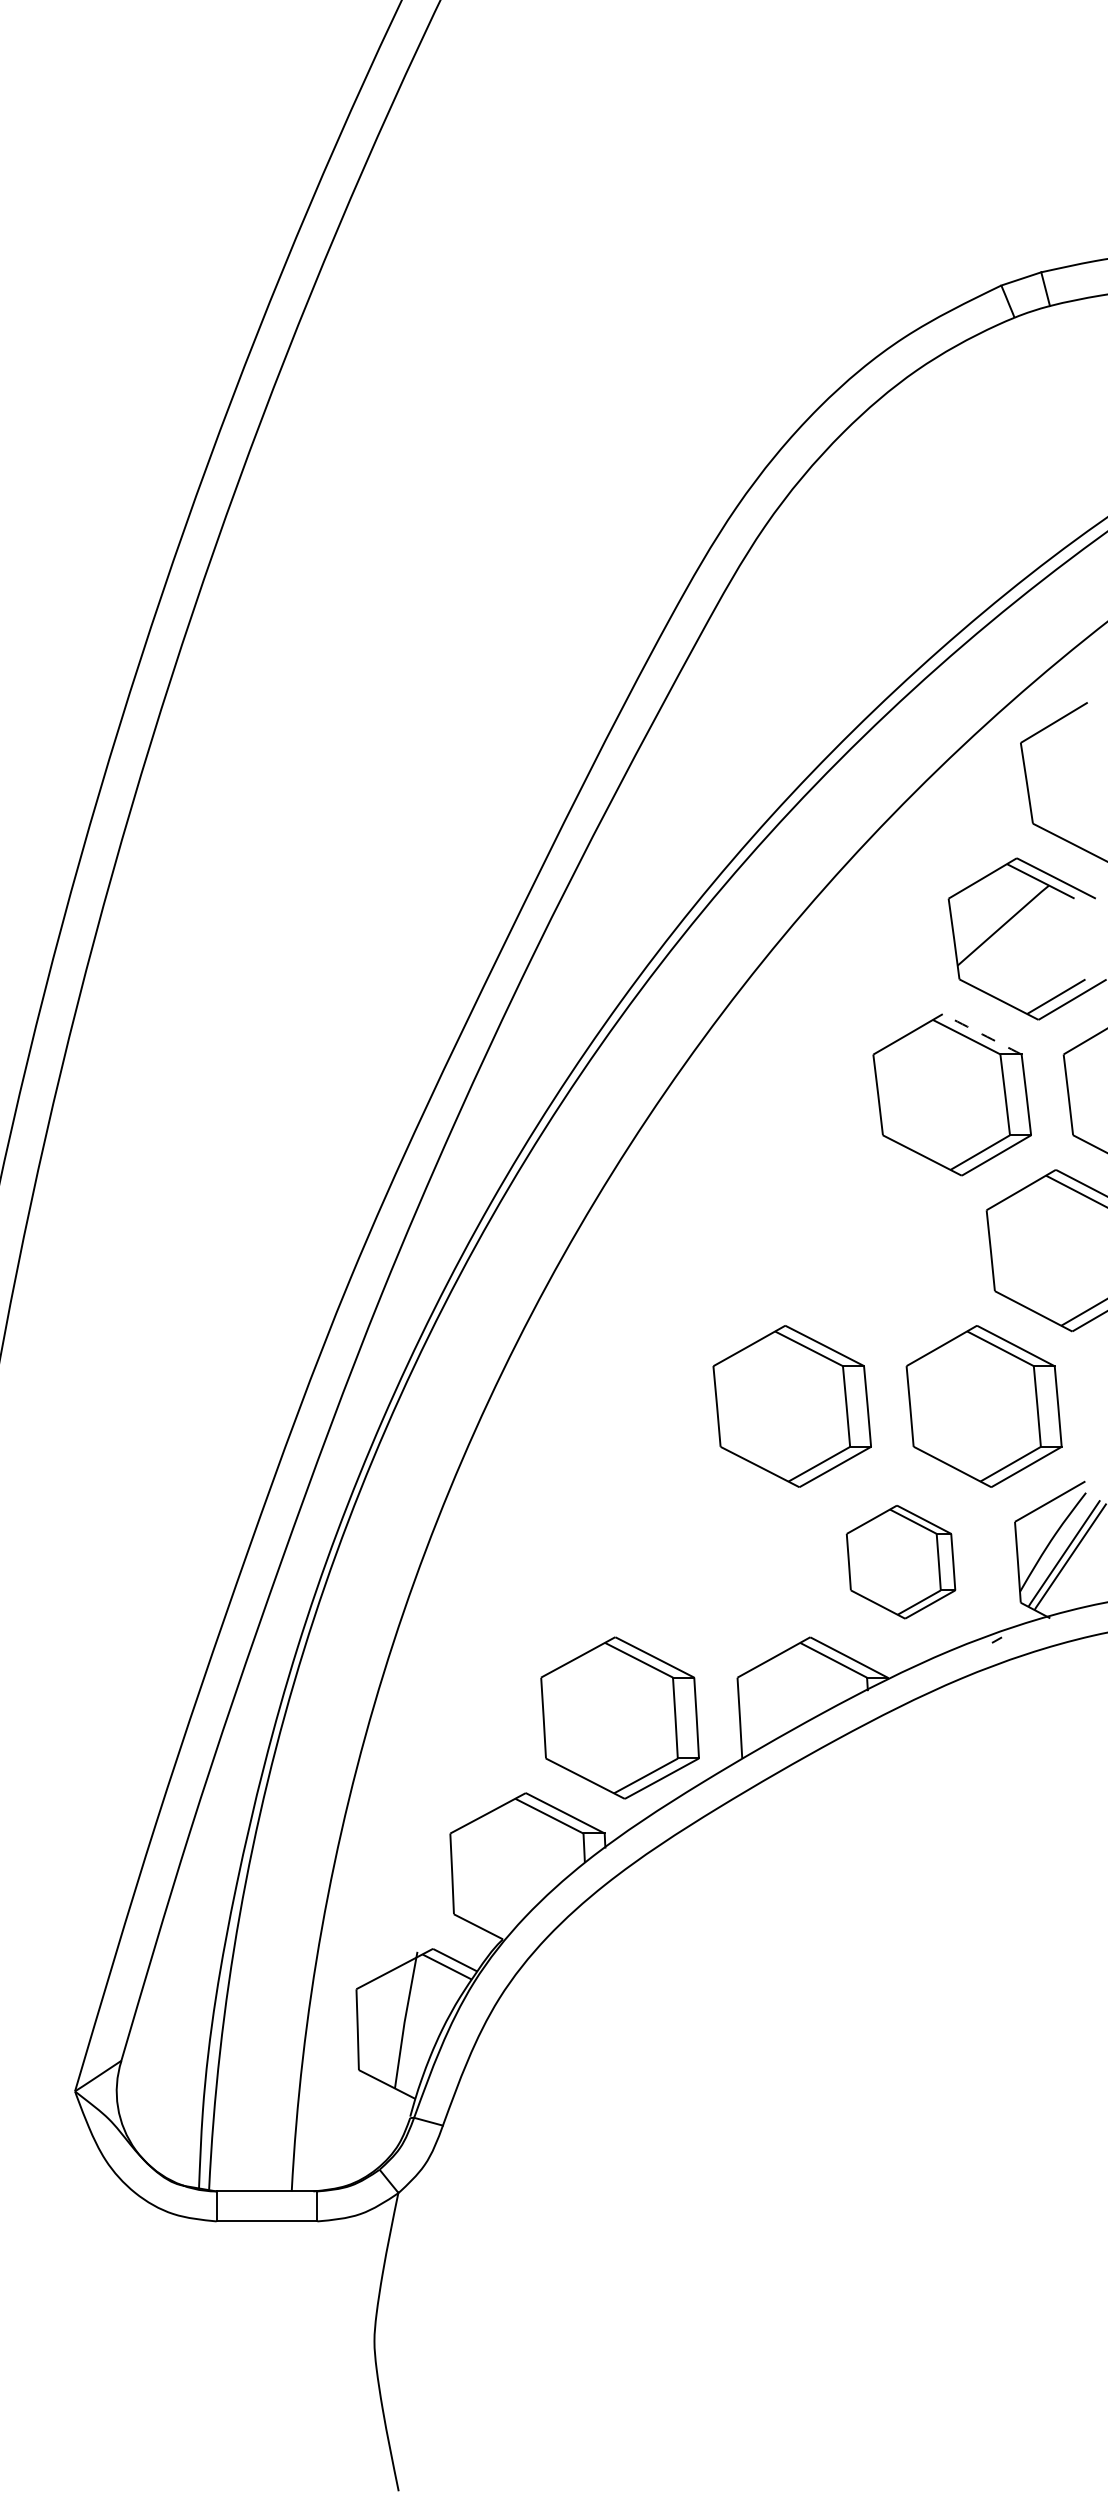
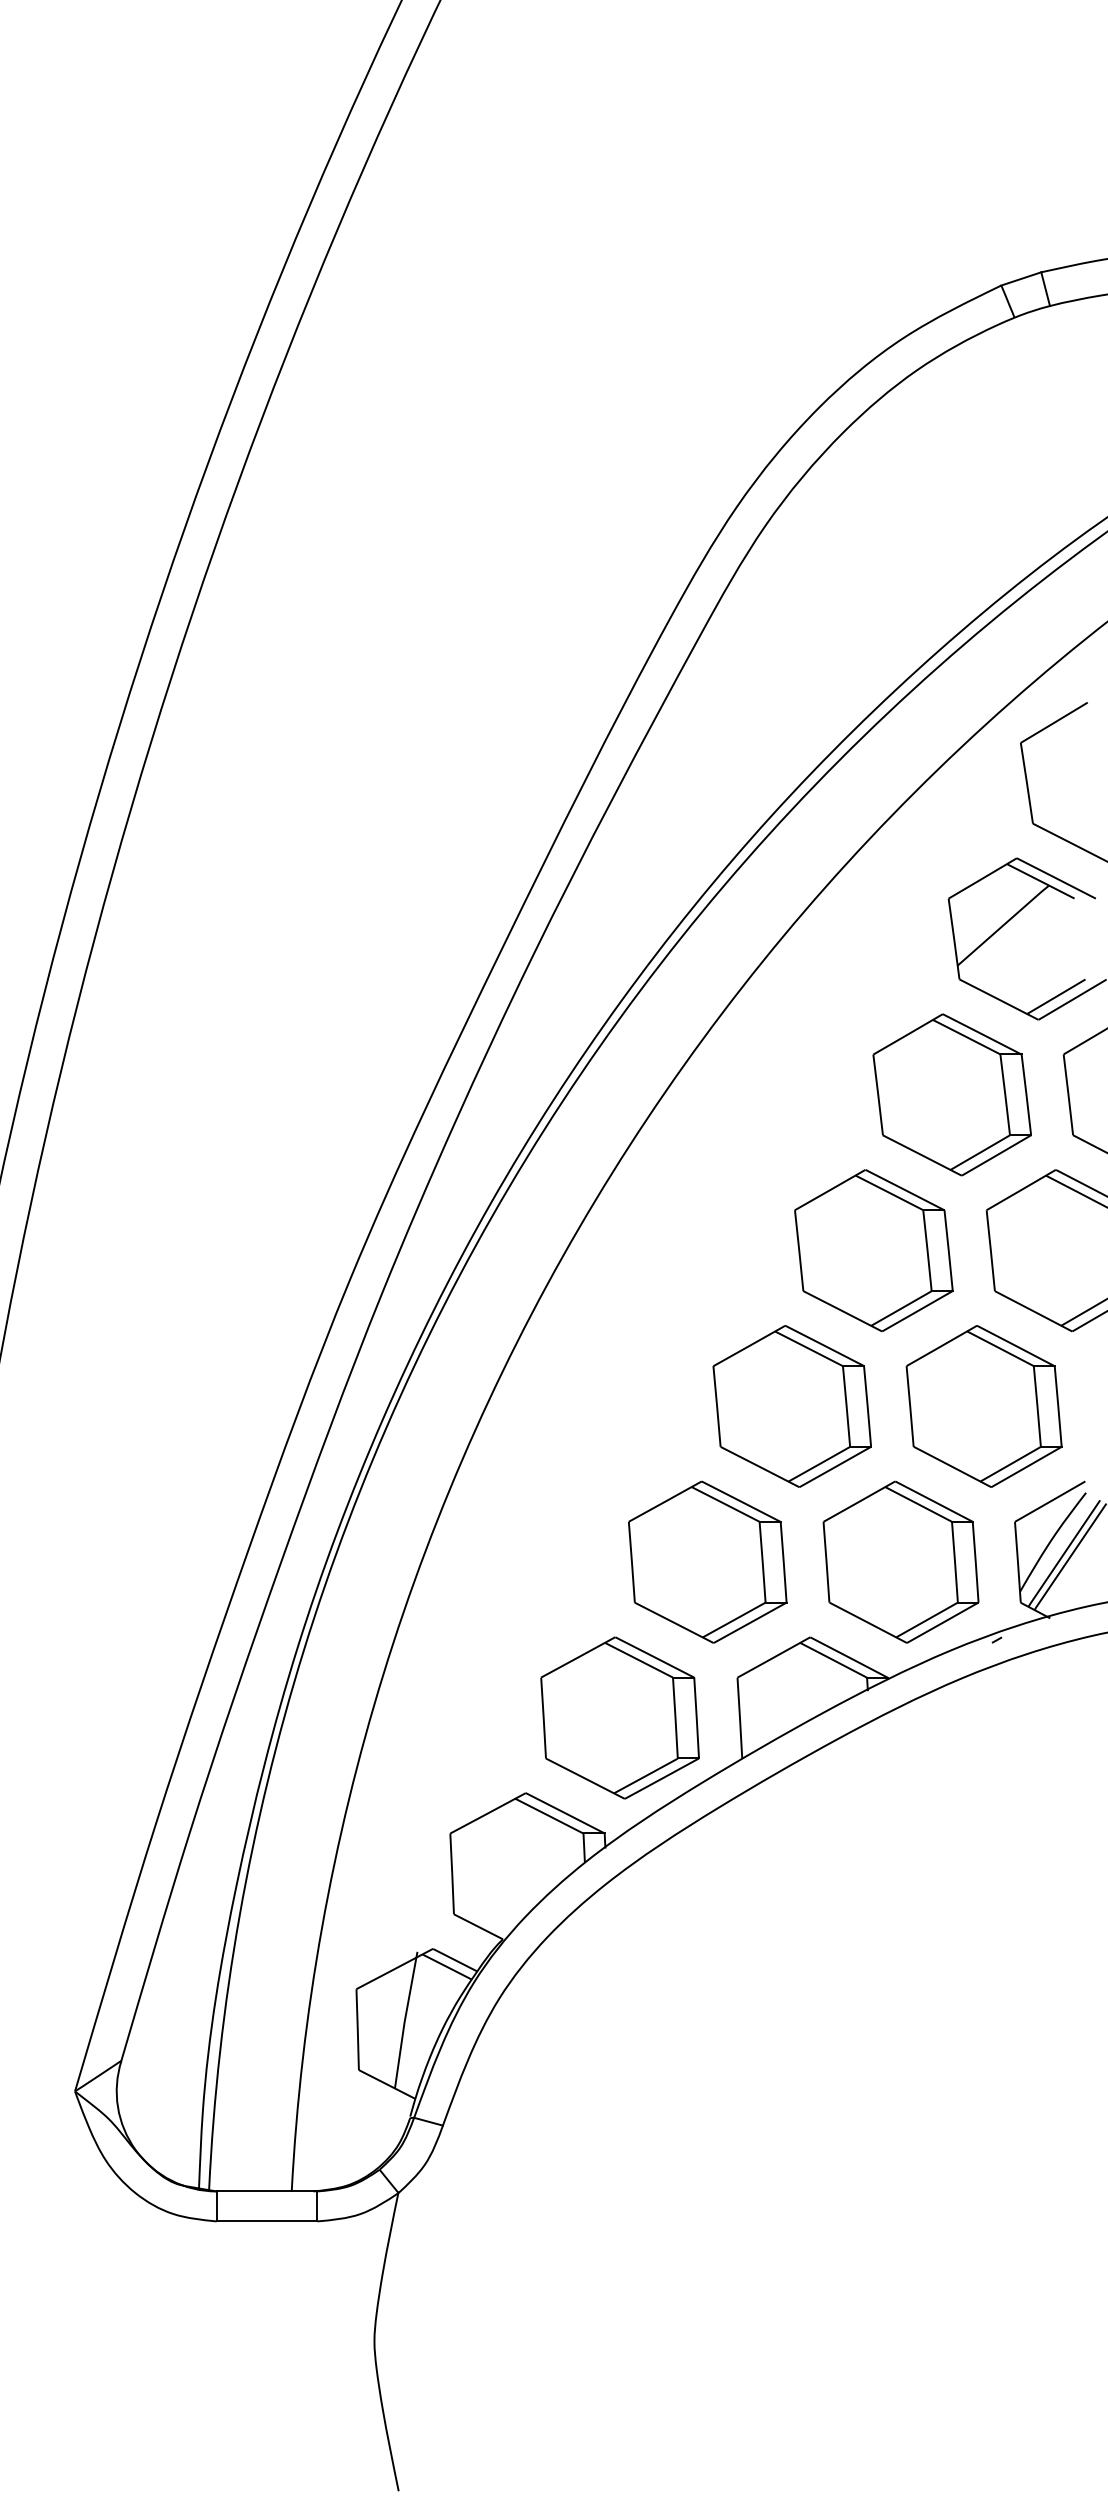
arc: dashed -> solid (982, 1034)
part: none -> present (873, 1250)
part: none -> present (707, 1561)
part size: 112x115 px -> 158x164 px (900, 1561)
